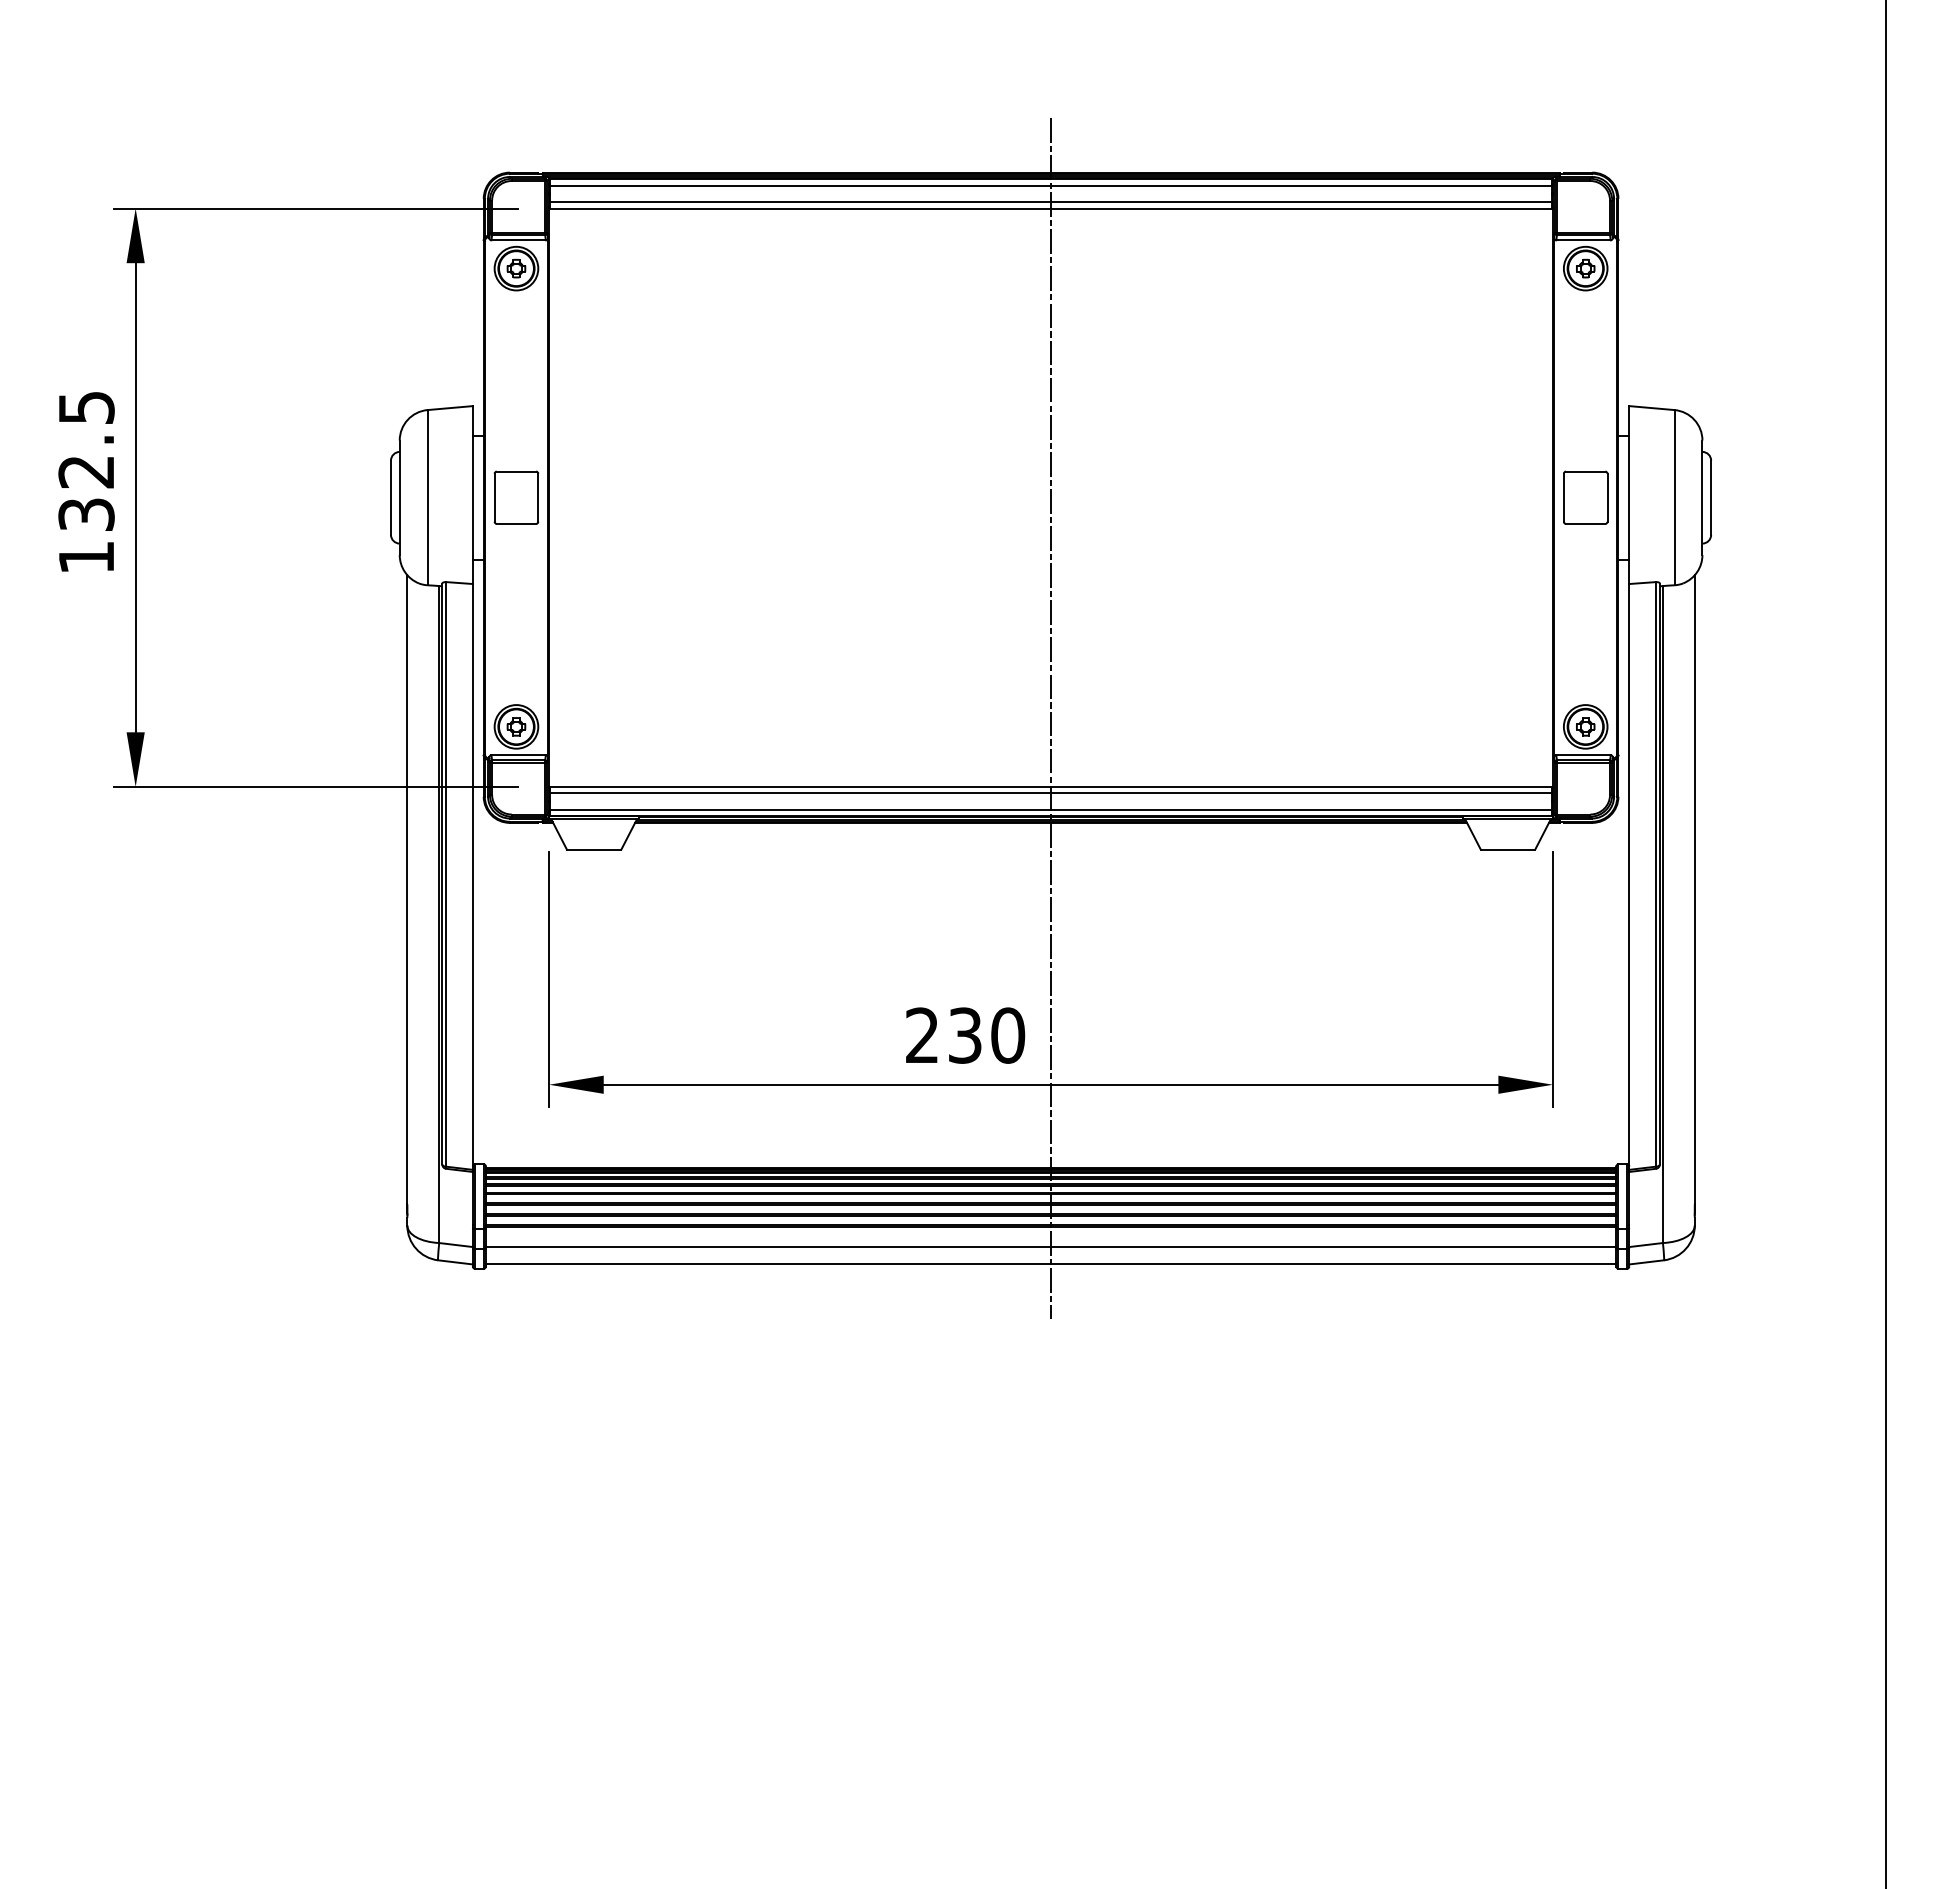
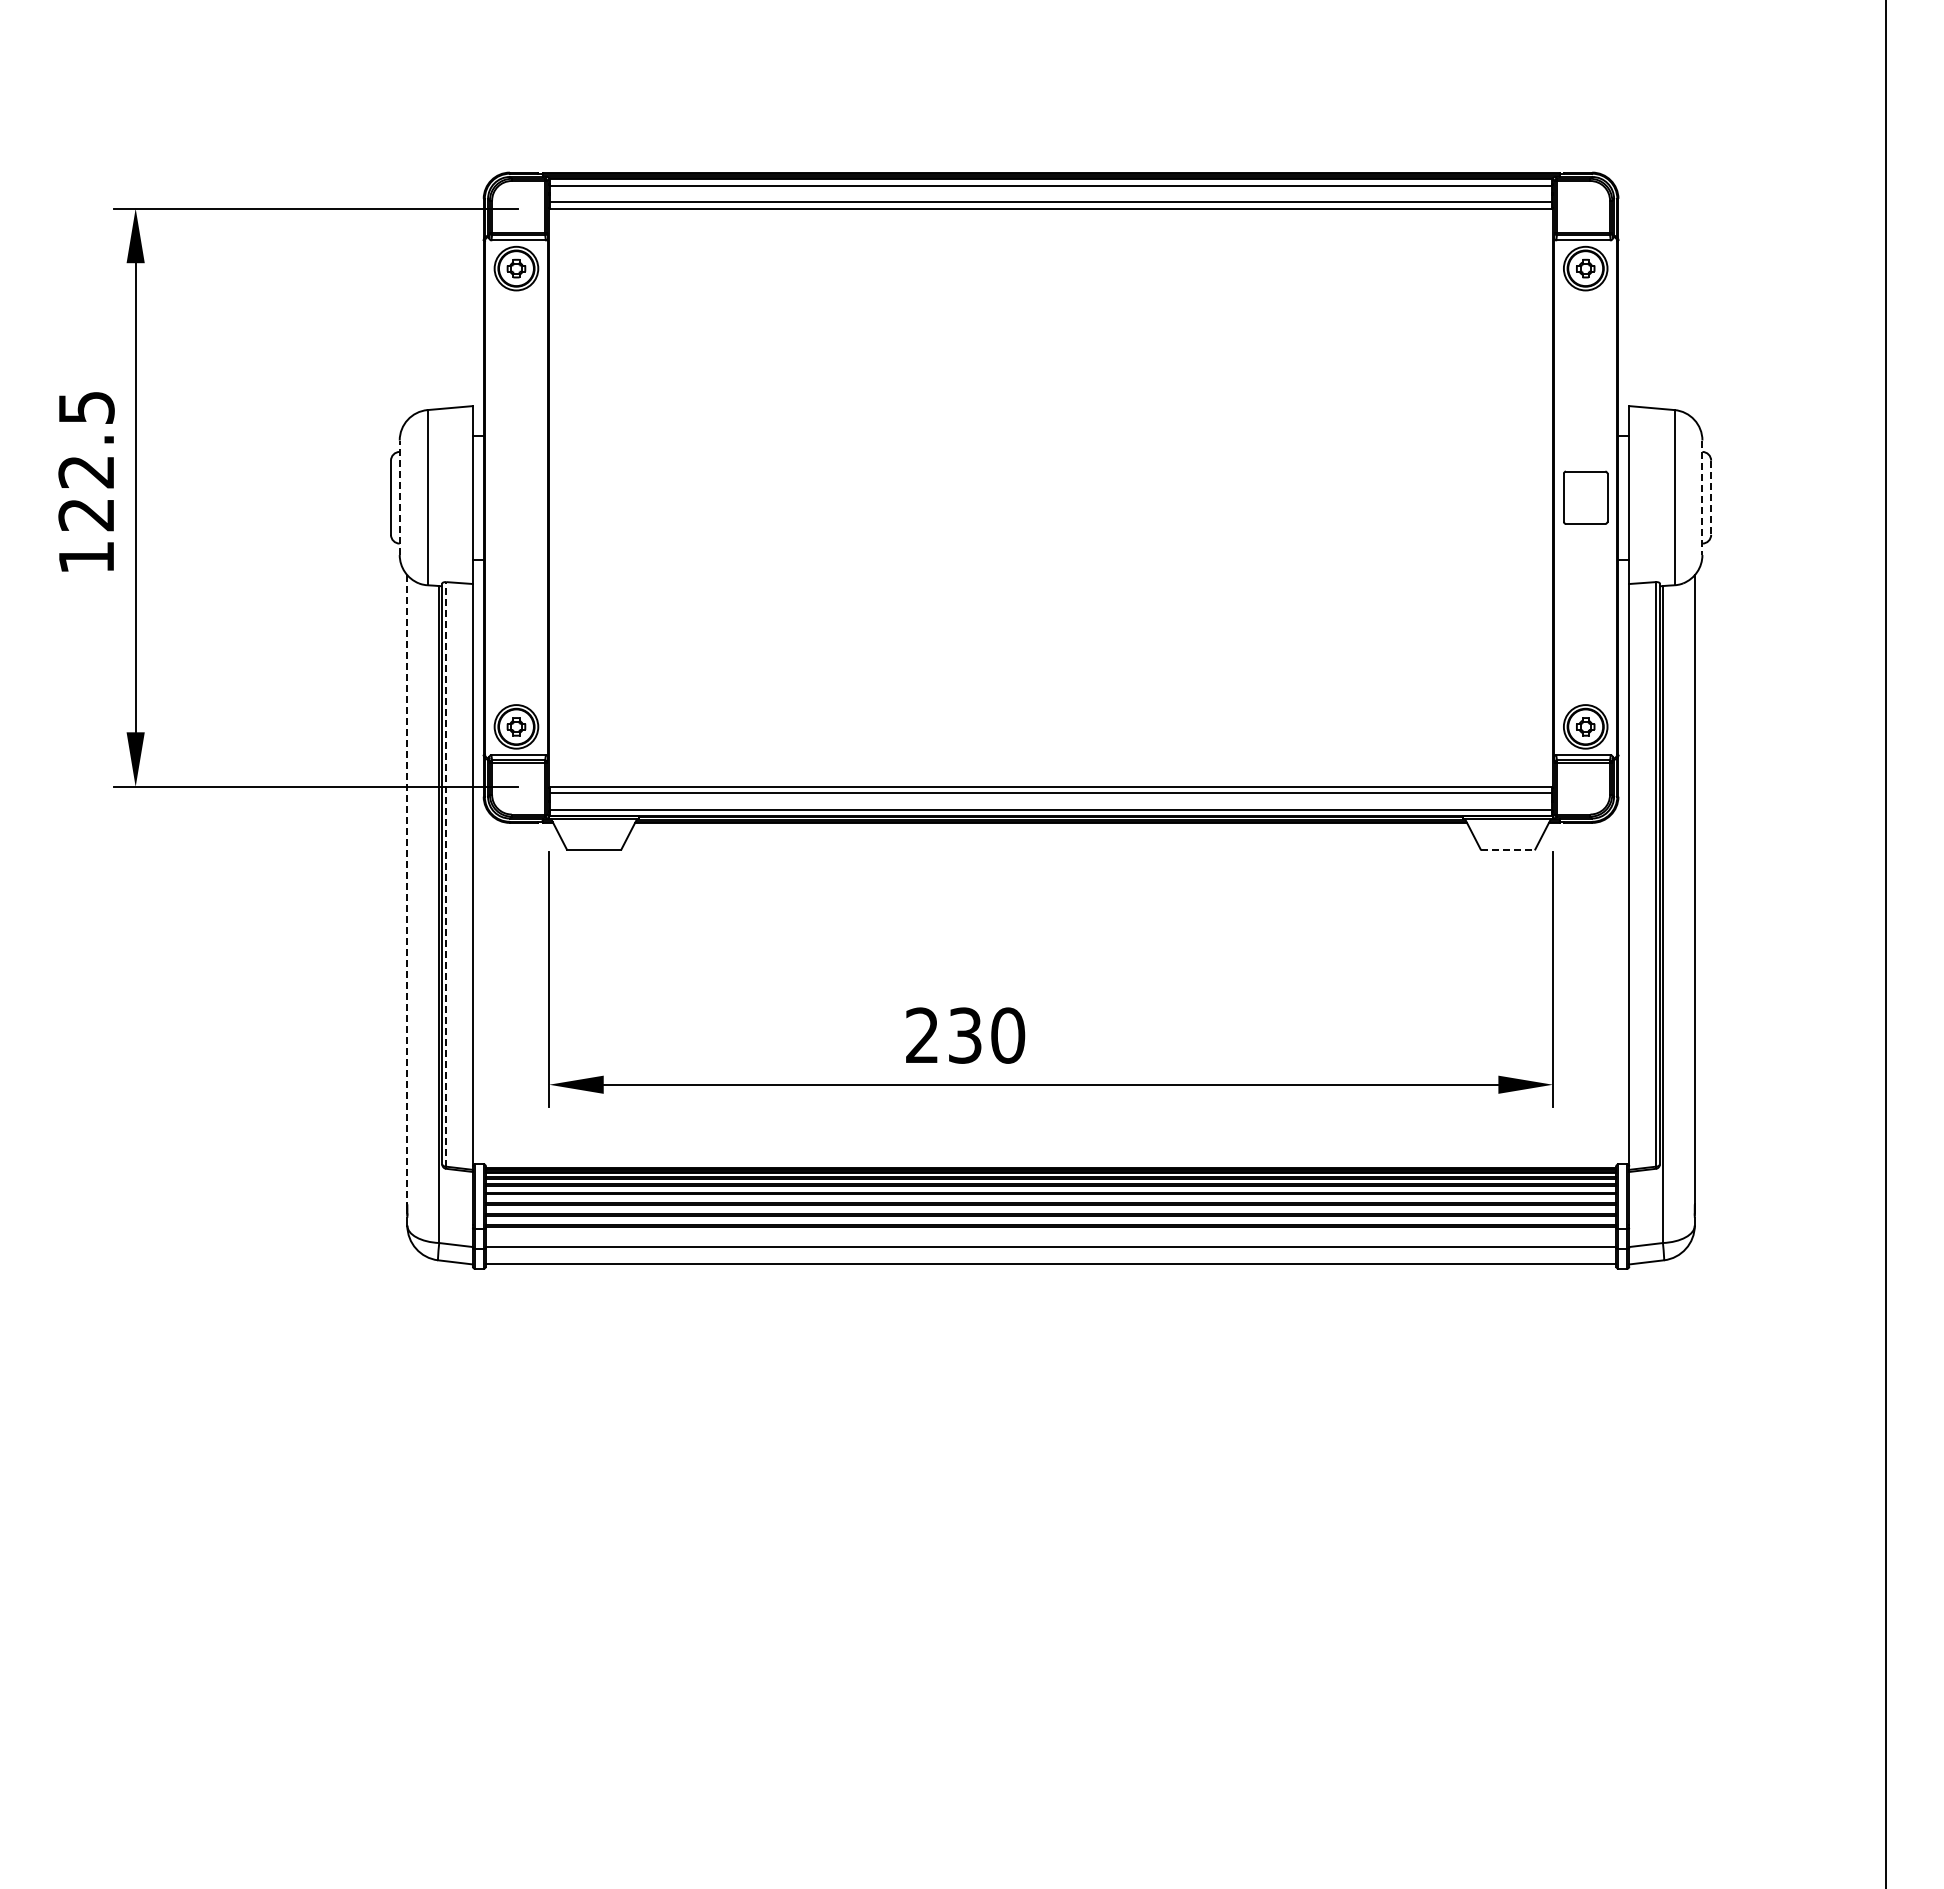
line: solid -> dashed (399, 497)
part: present -> none (516, 497)
line: solid -> dashed (1702, 498)
line: solid -> dashed (1711, 498)
text: 132.5 -> 122.5 (86, 514)
line: present -> none (1051, 718)
line: solid -> dashed (1508, 849)
line: solid -> dashed (446, 873)
line: solid -> dashed (407, 889)
